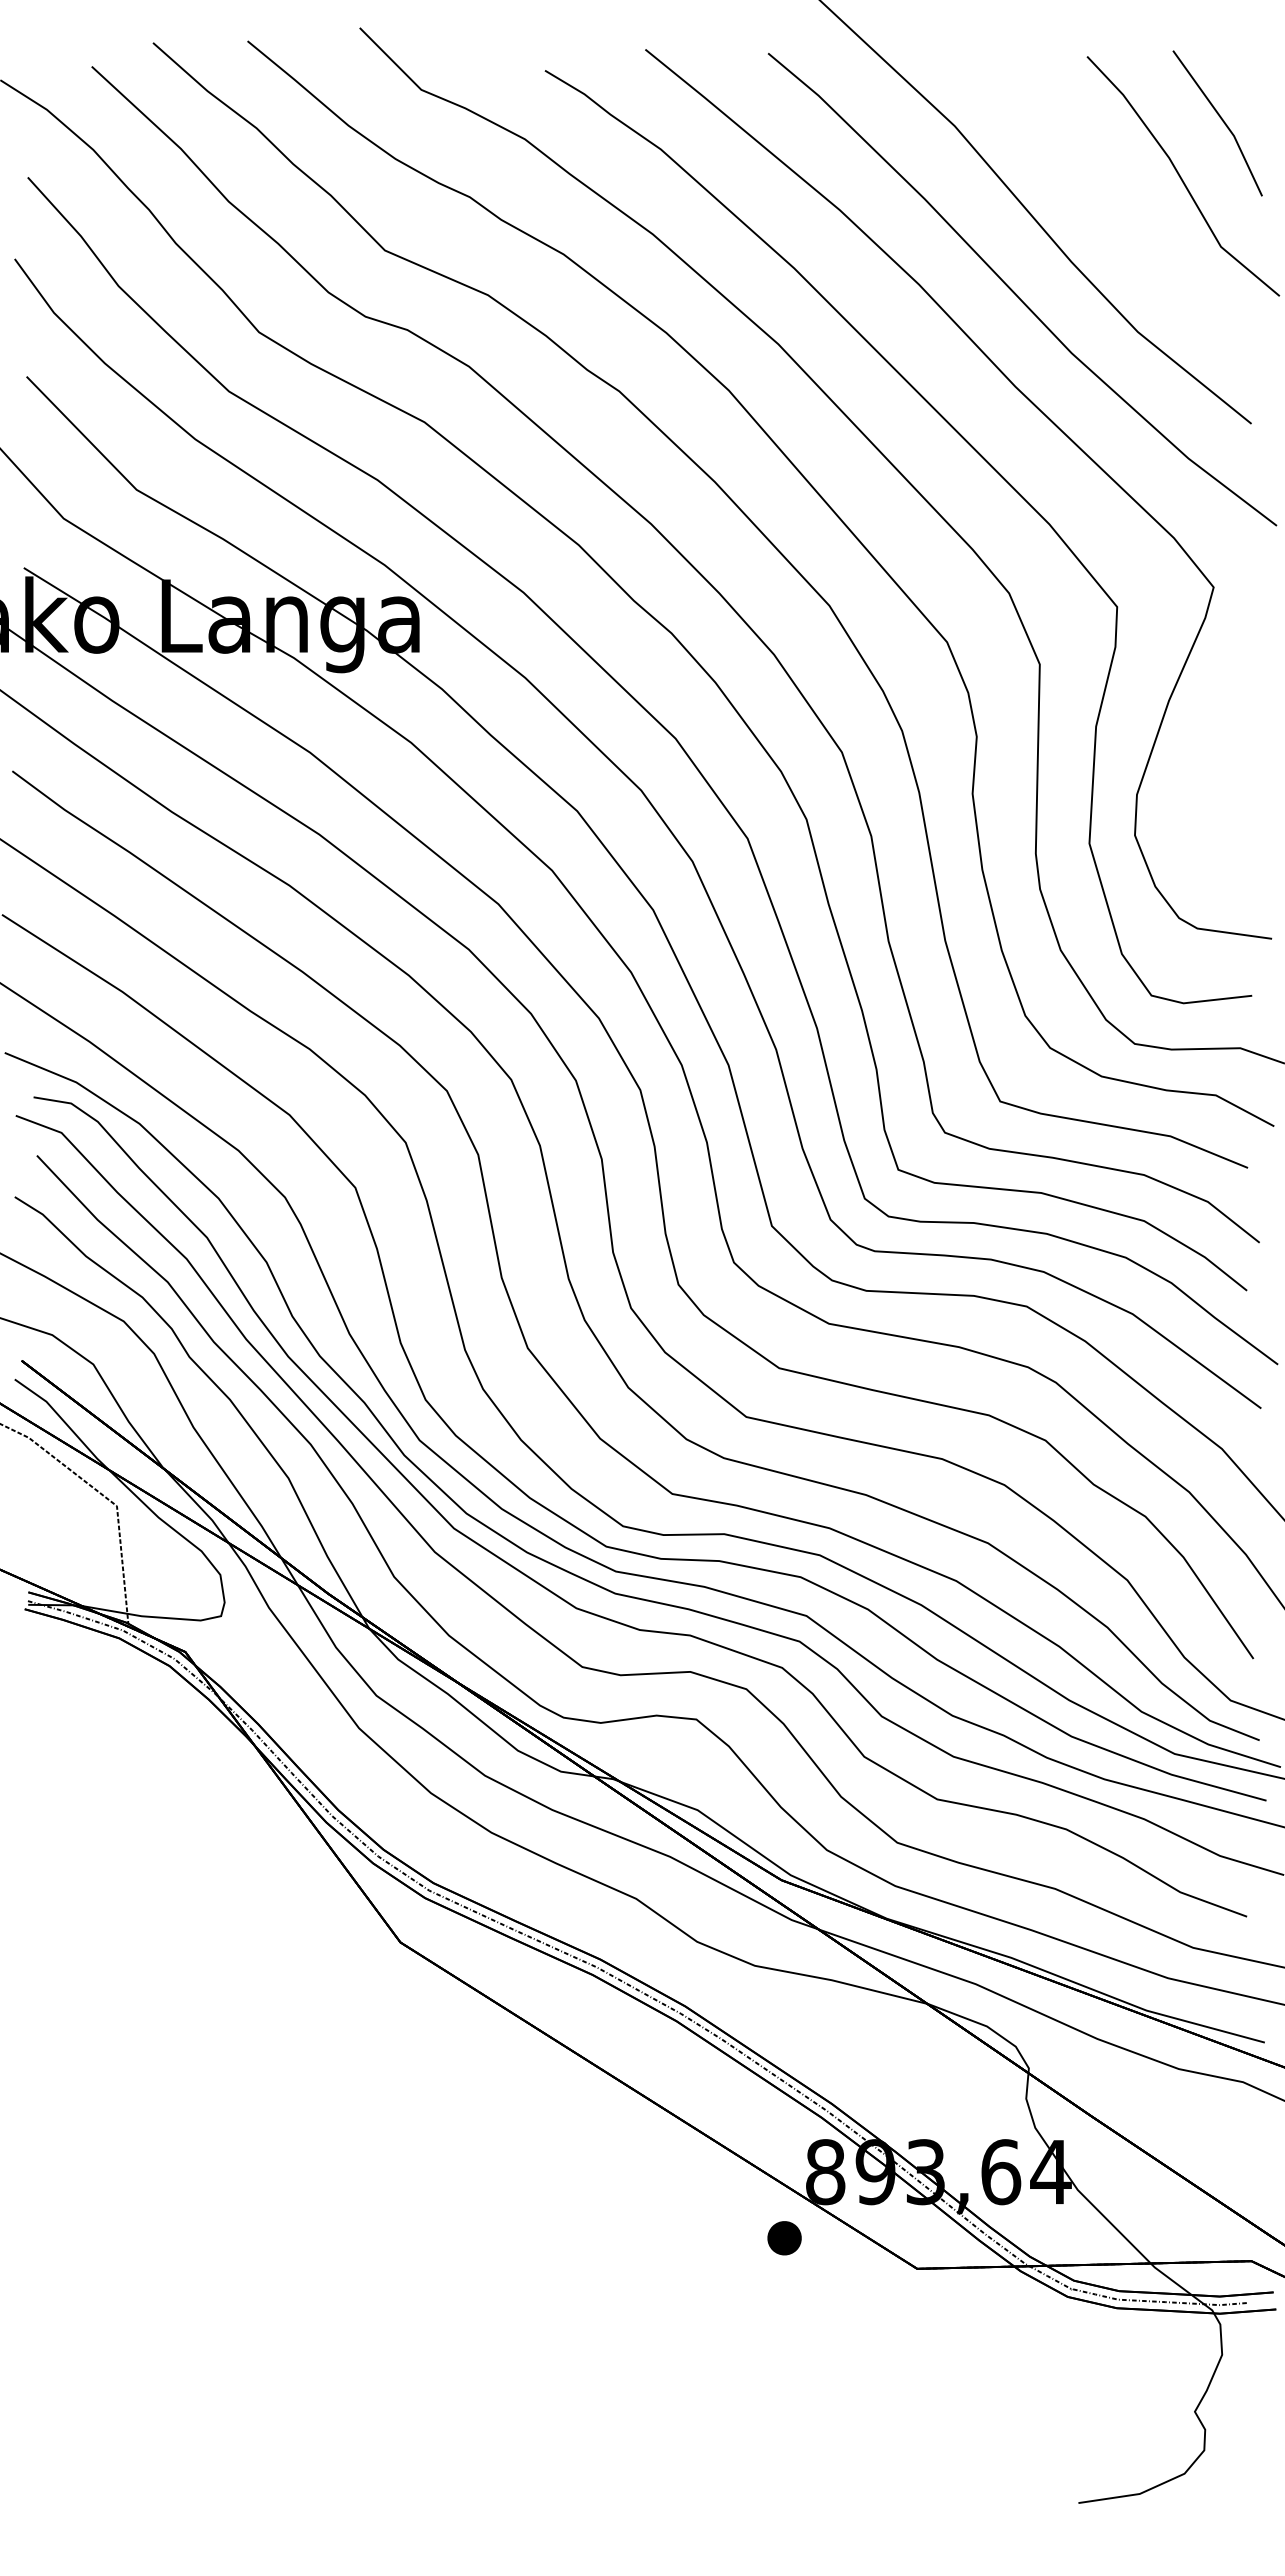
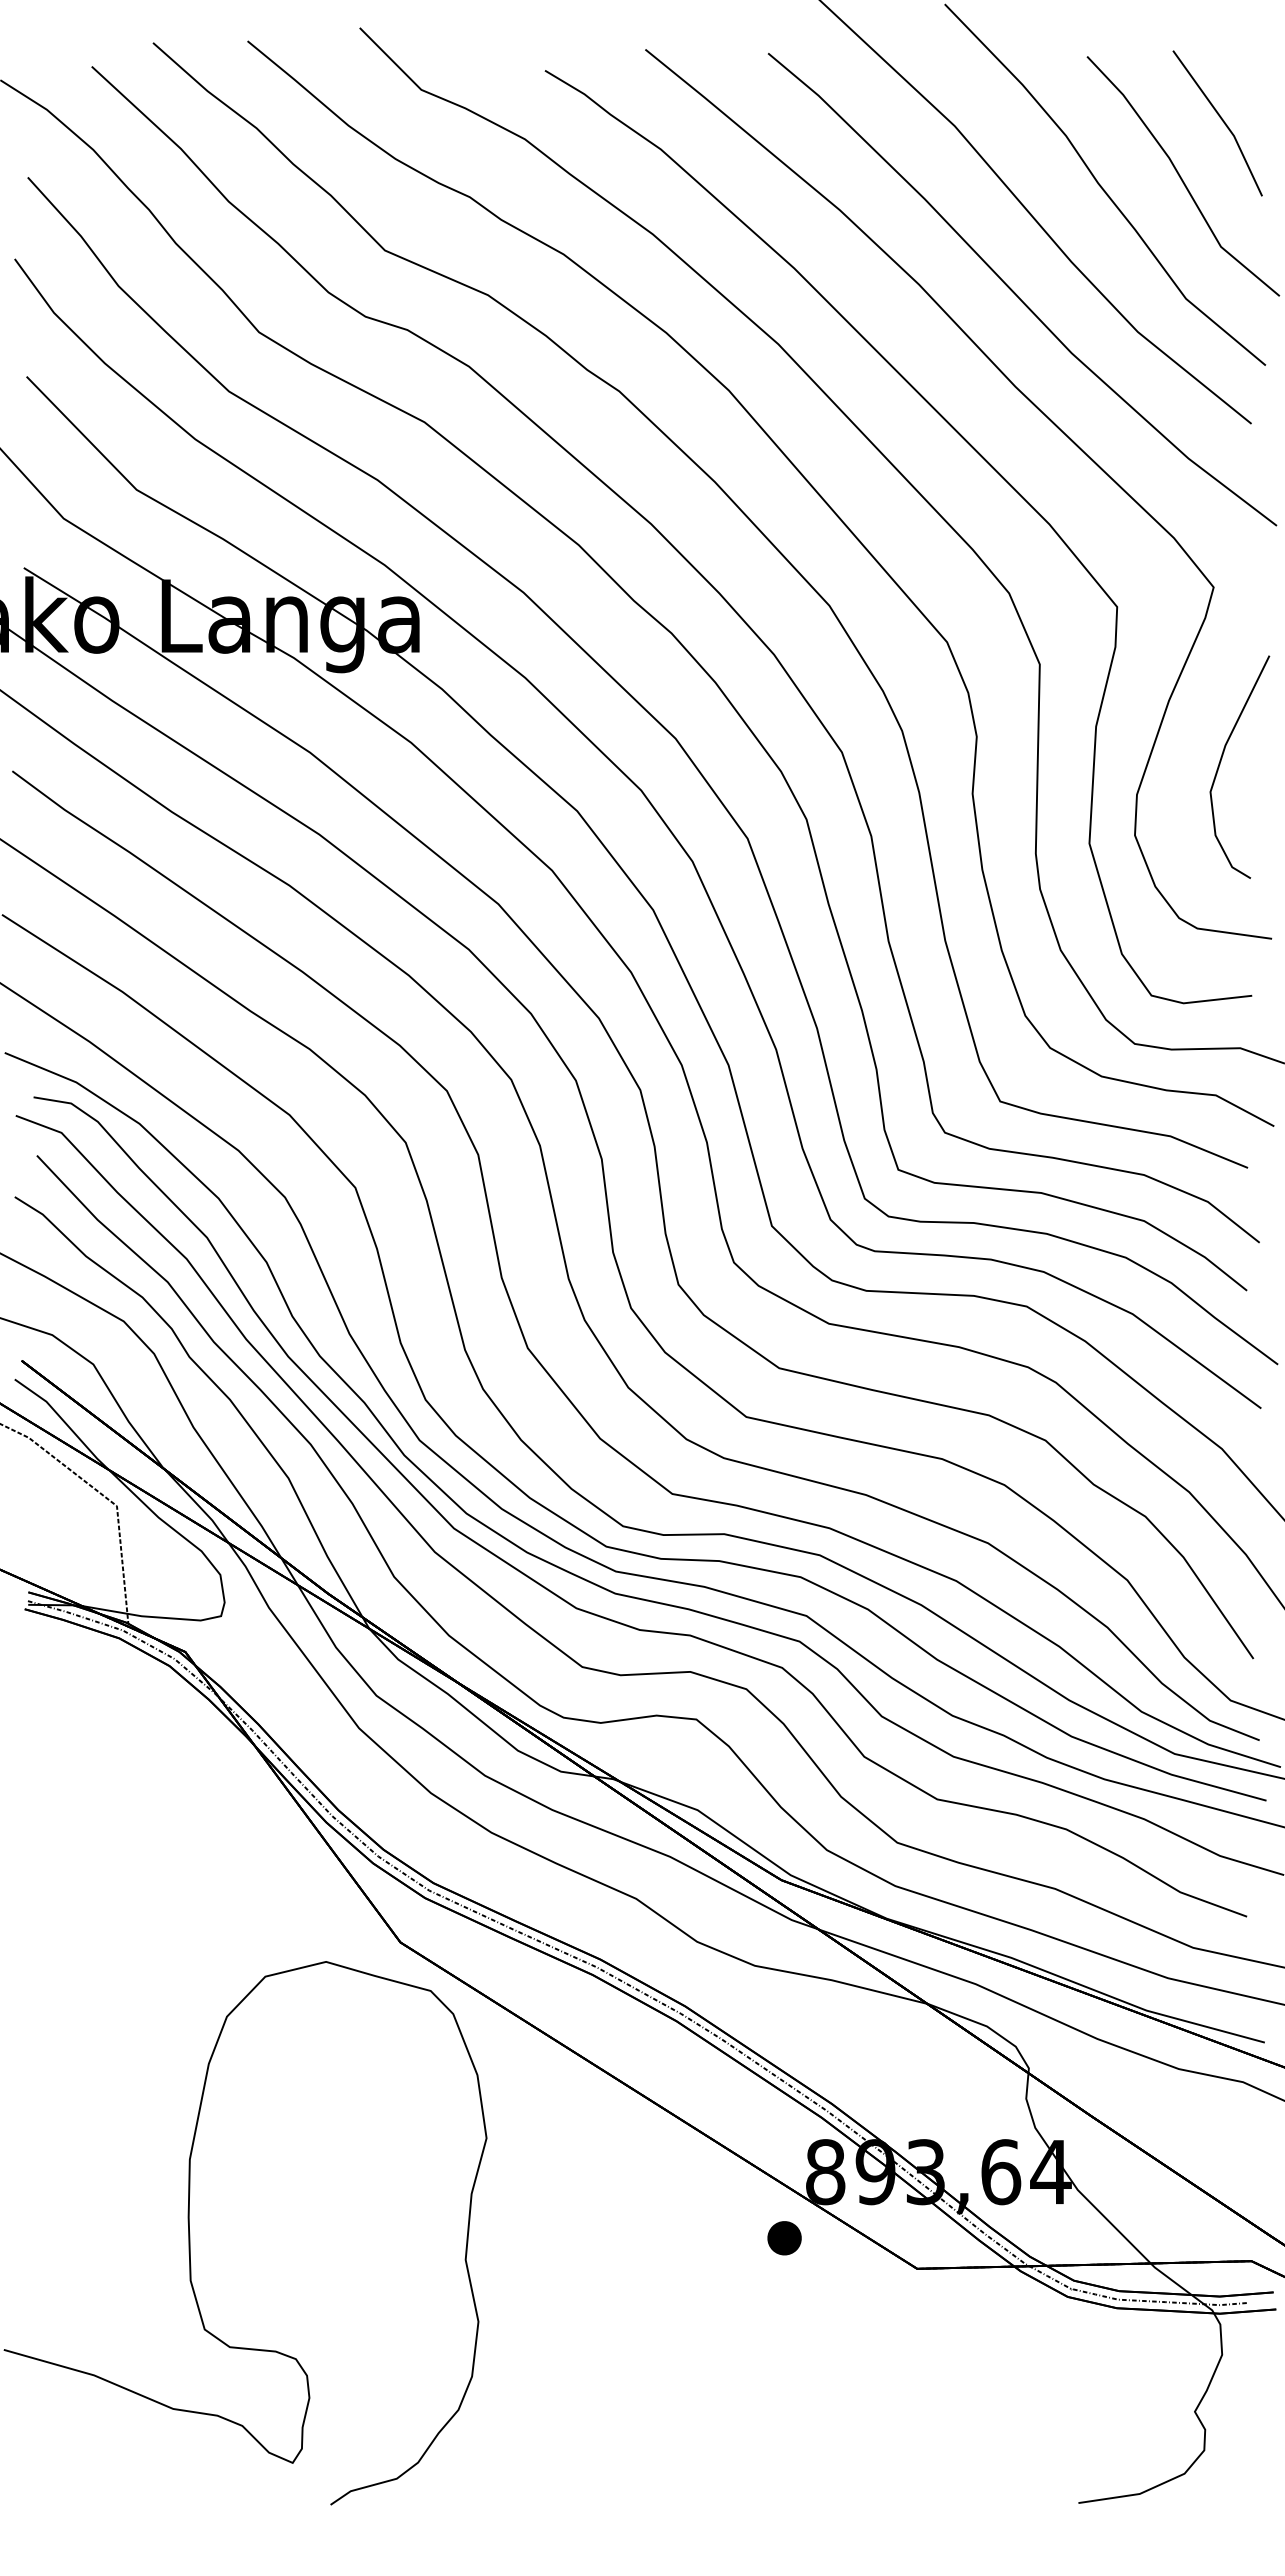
curve: none -> present (1101, 185)
curve: none -> present (1221, 761)
curve: none -> present (190, 2233)
